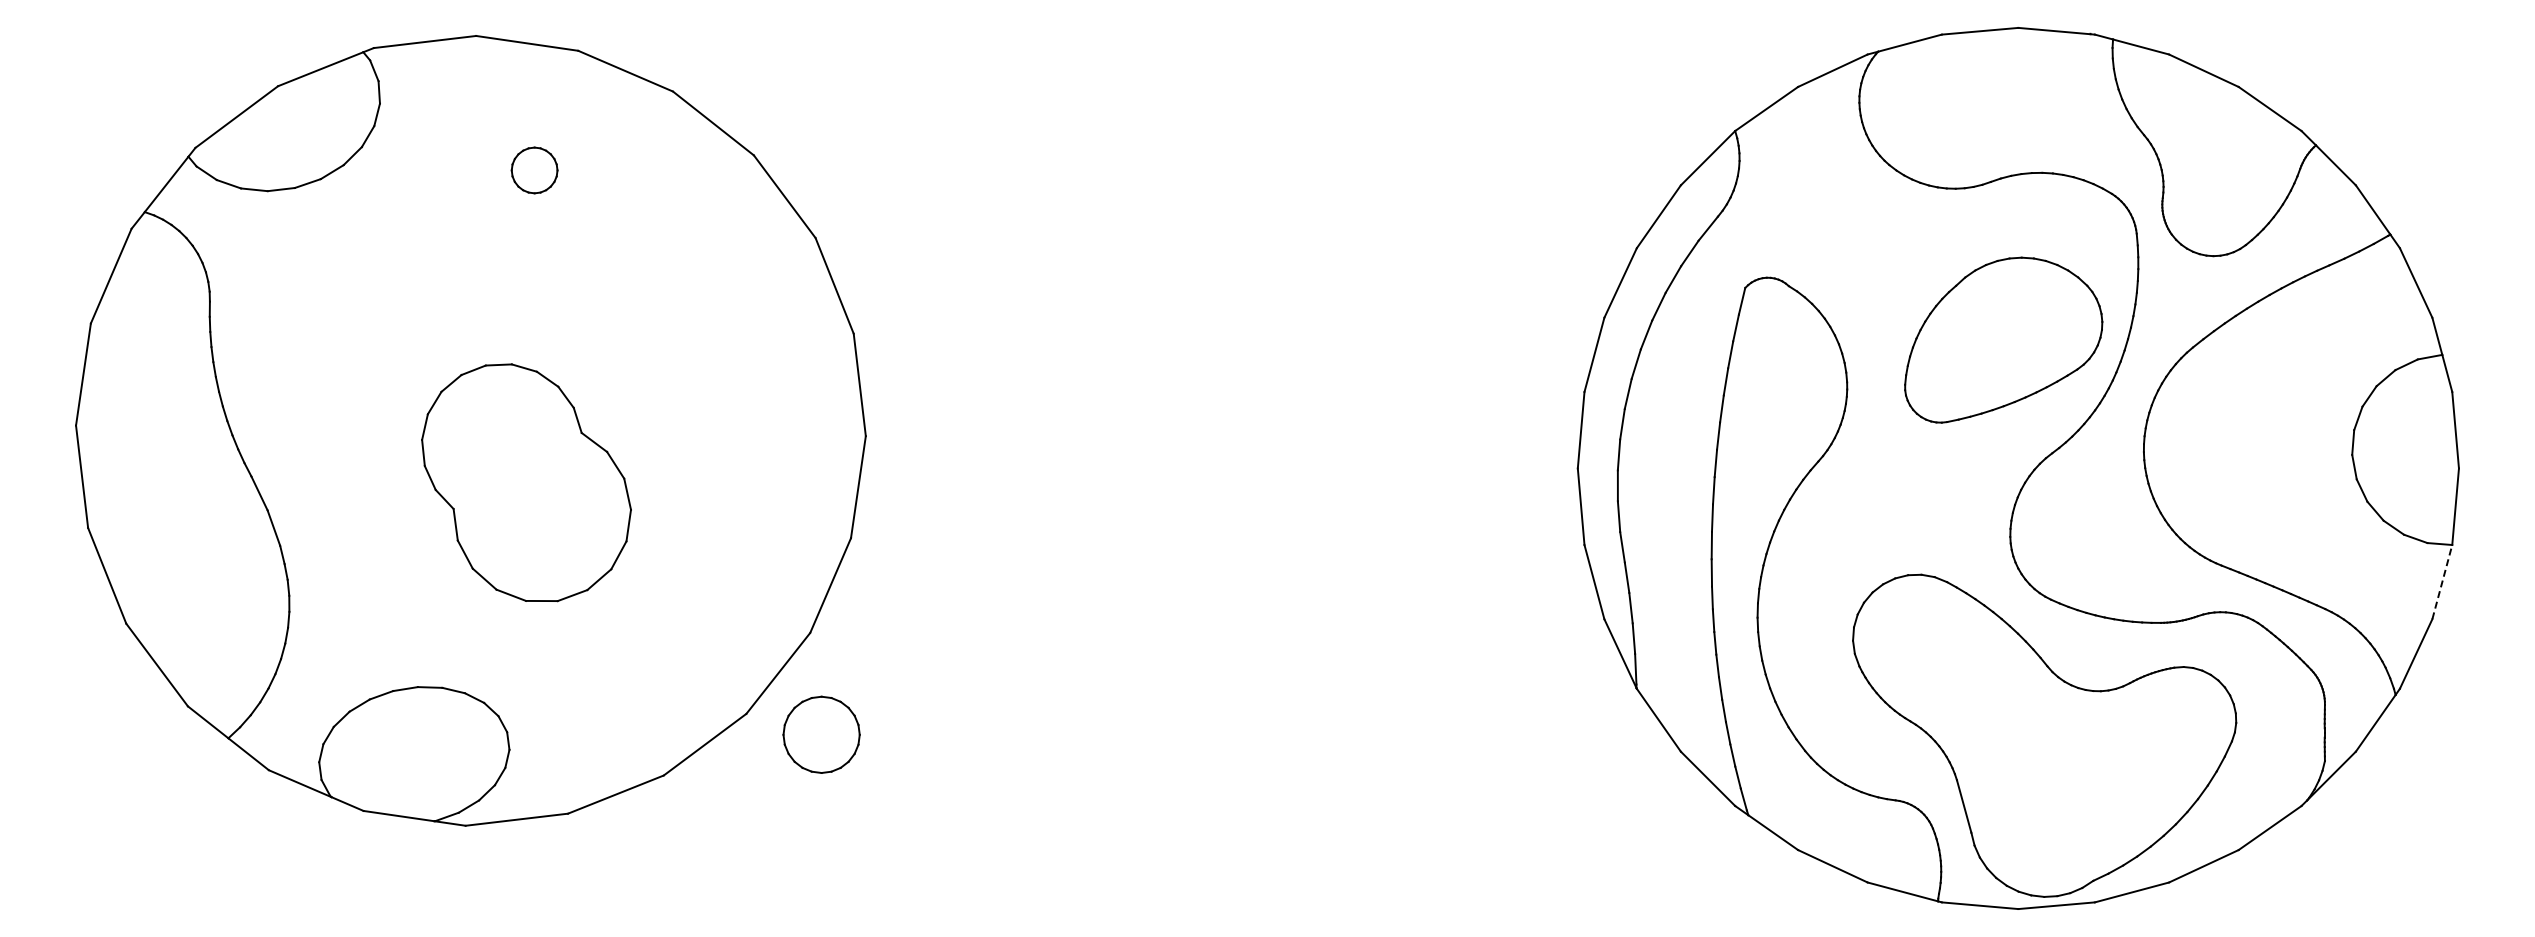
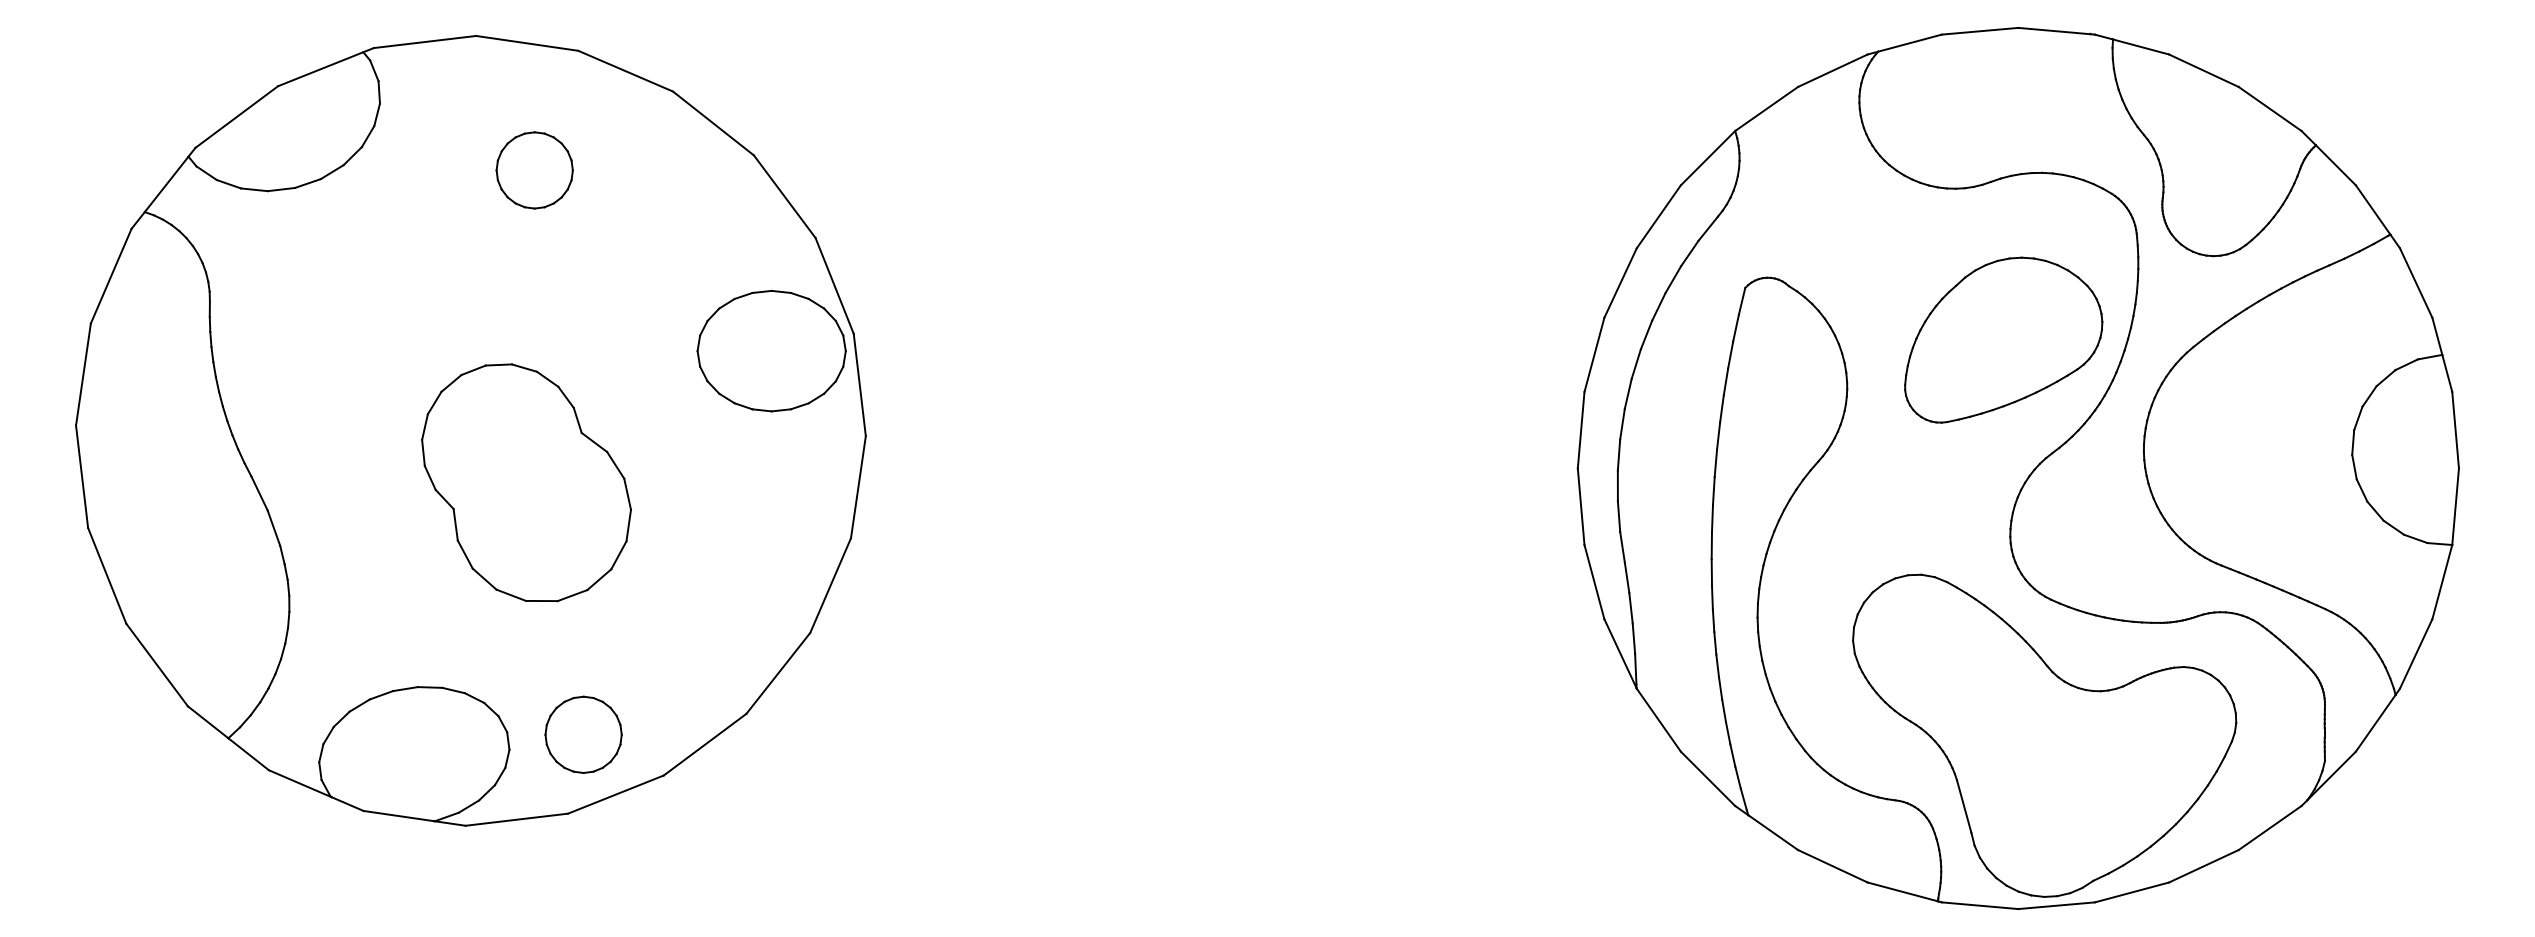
part size: 49x49 px -> 79x79 px (534, 170)
part: none -> present (771, 350)
line: dashed -> solid (2442, 581)
part position: (821, 734) -> (583, 734) (583, 734)
